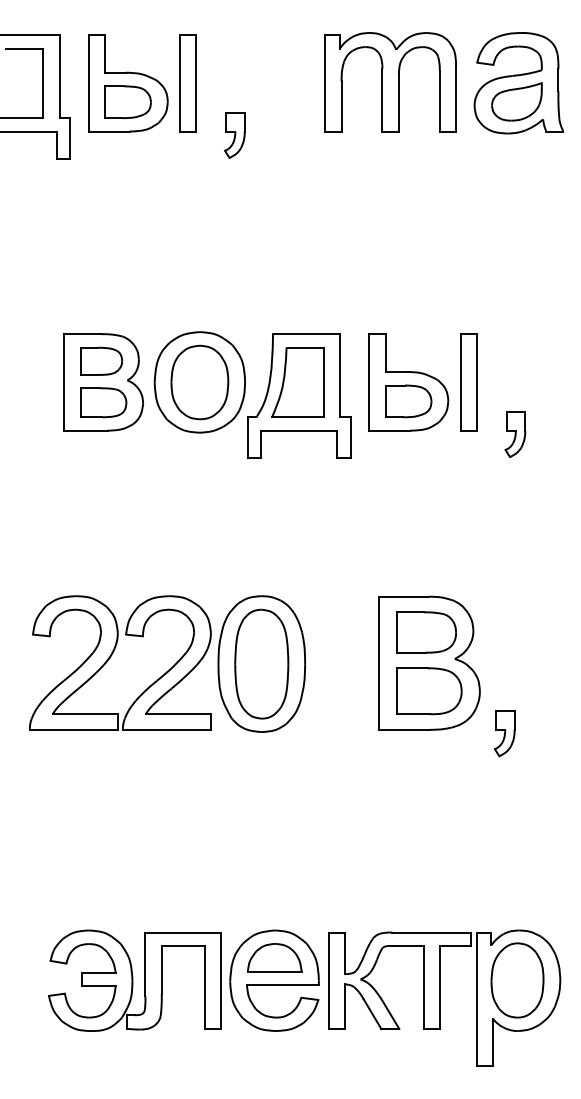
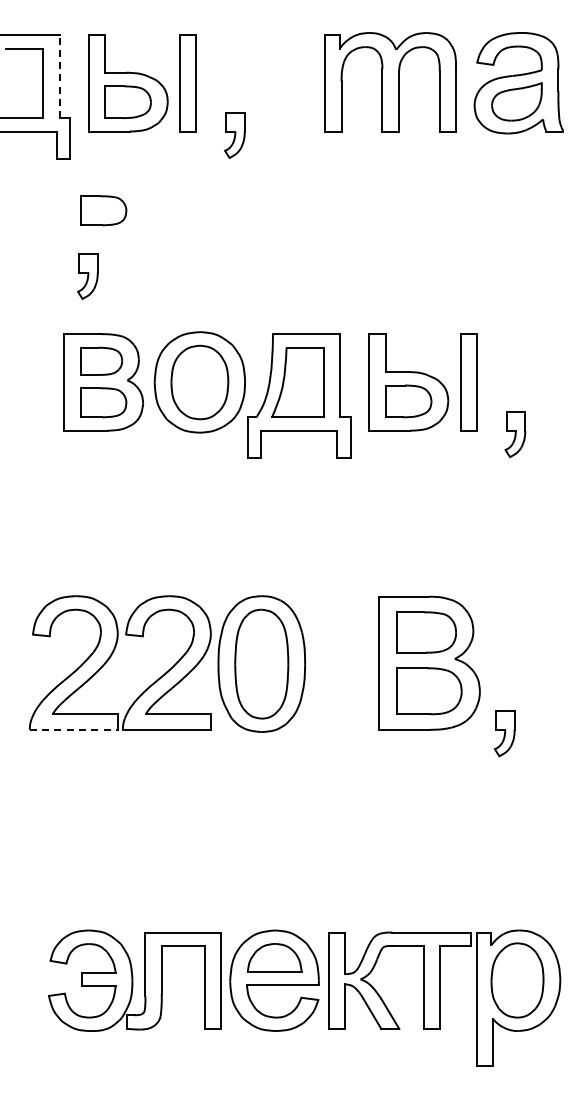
line: solid -> dashed (59, 76)
part: none -> present (103, 210)
part: none -> present (87, 276)
line: solid -> dashed (74, 729)
